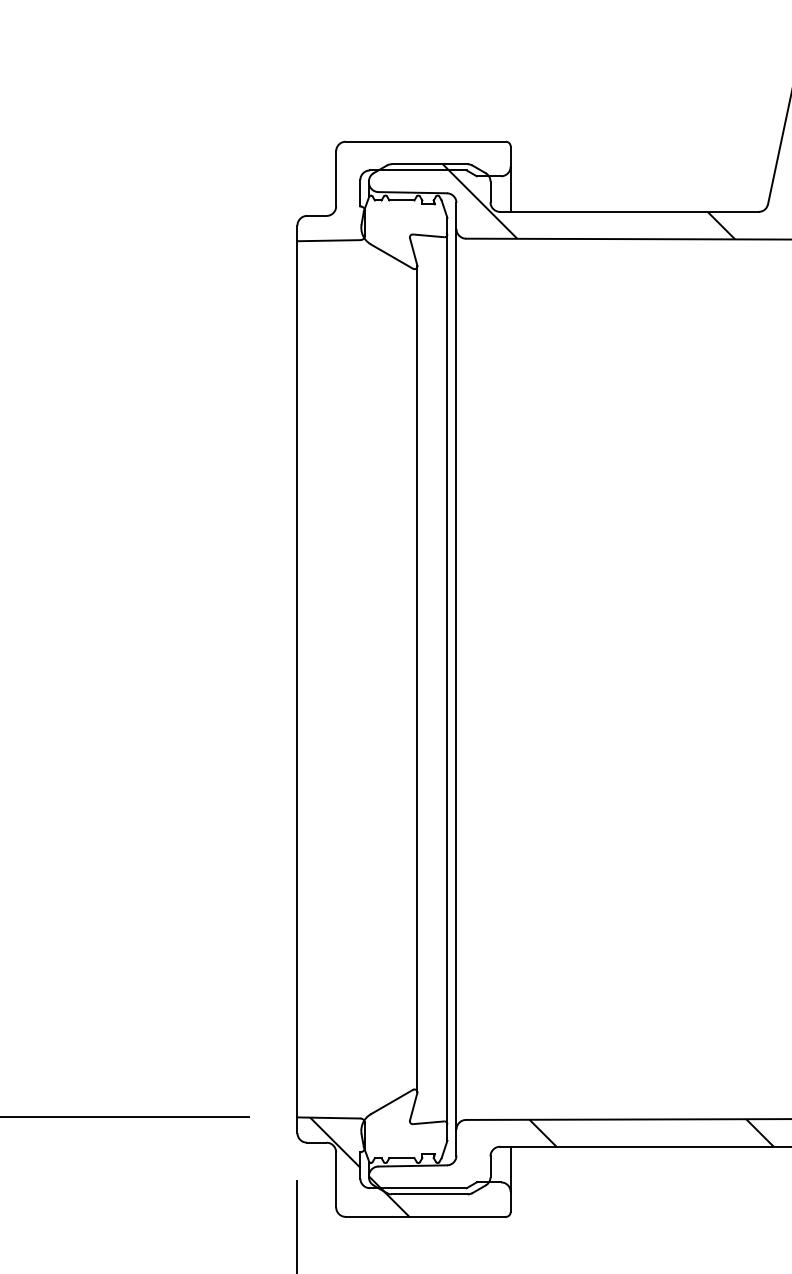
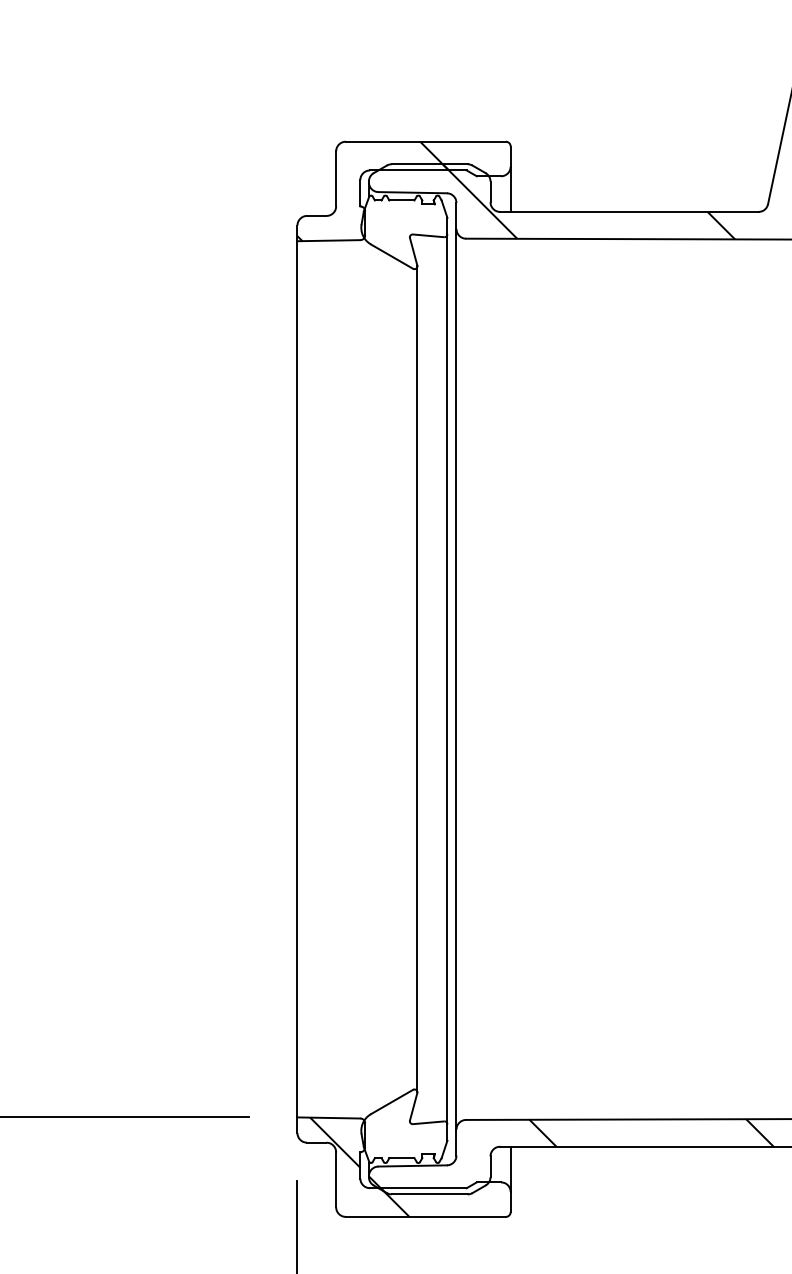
hatch: none -> present (372, 191)
